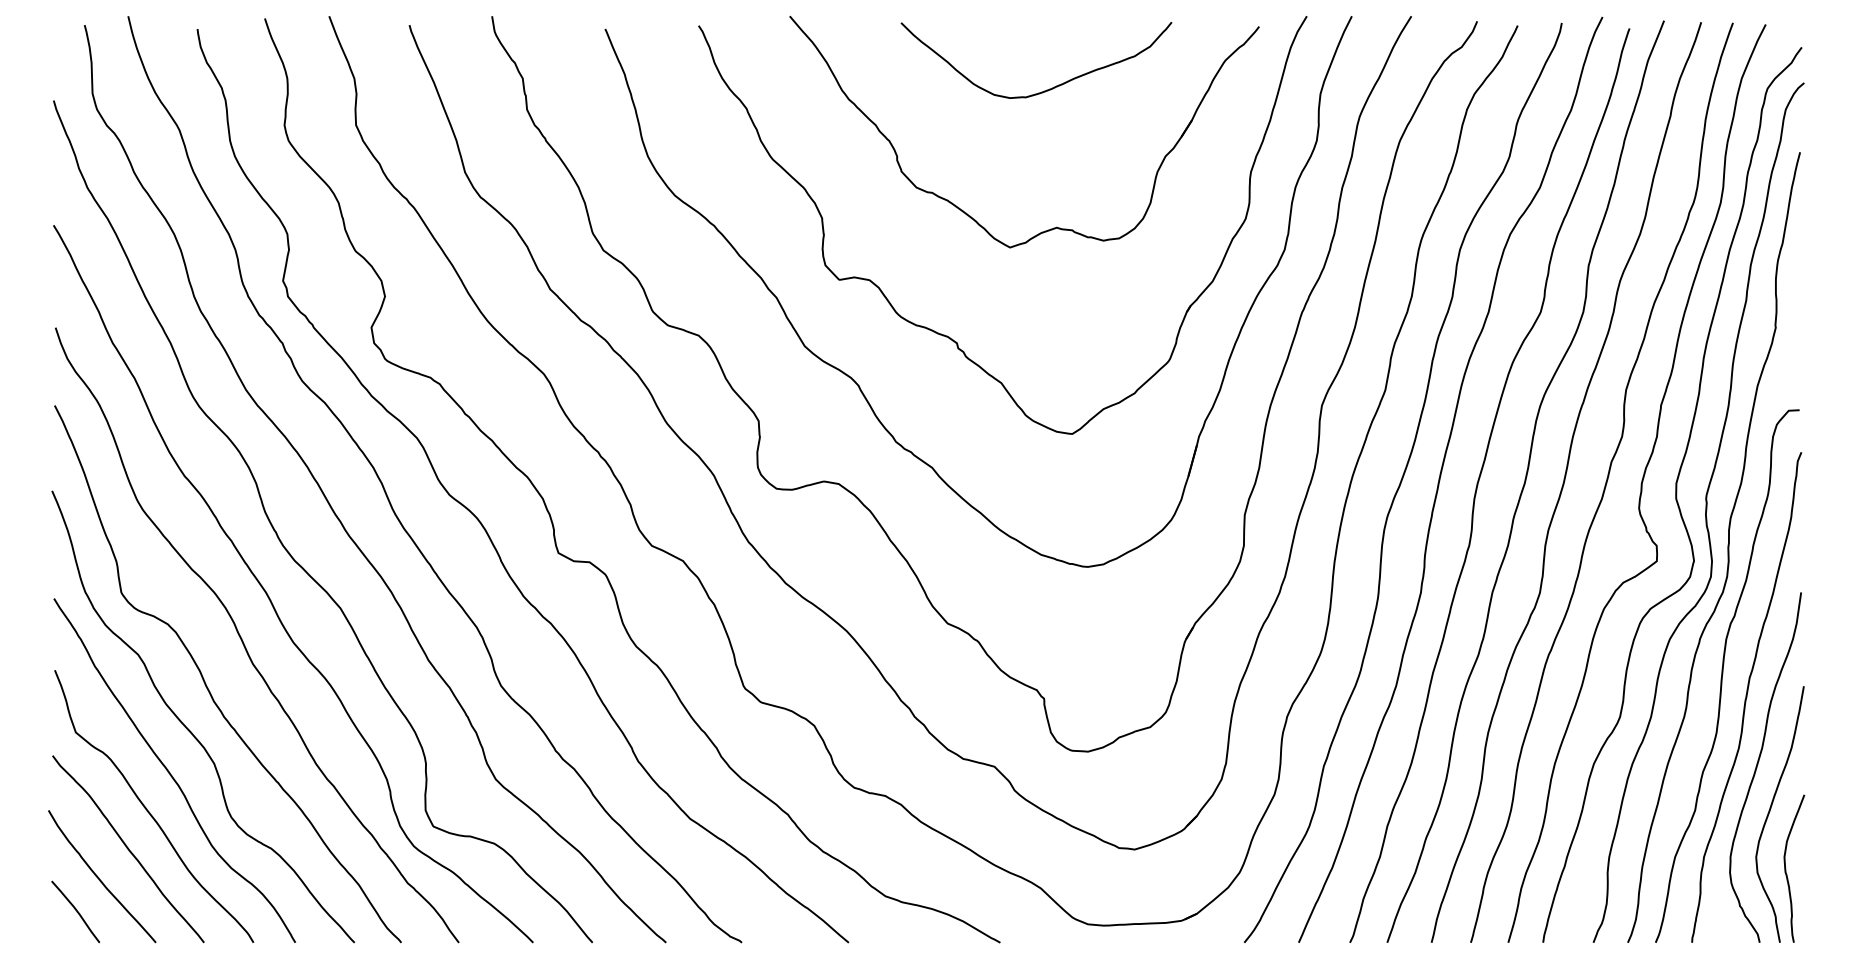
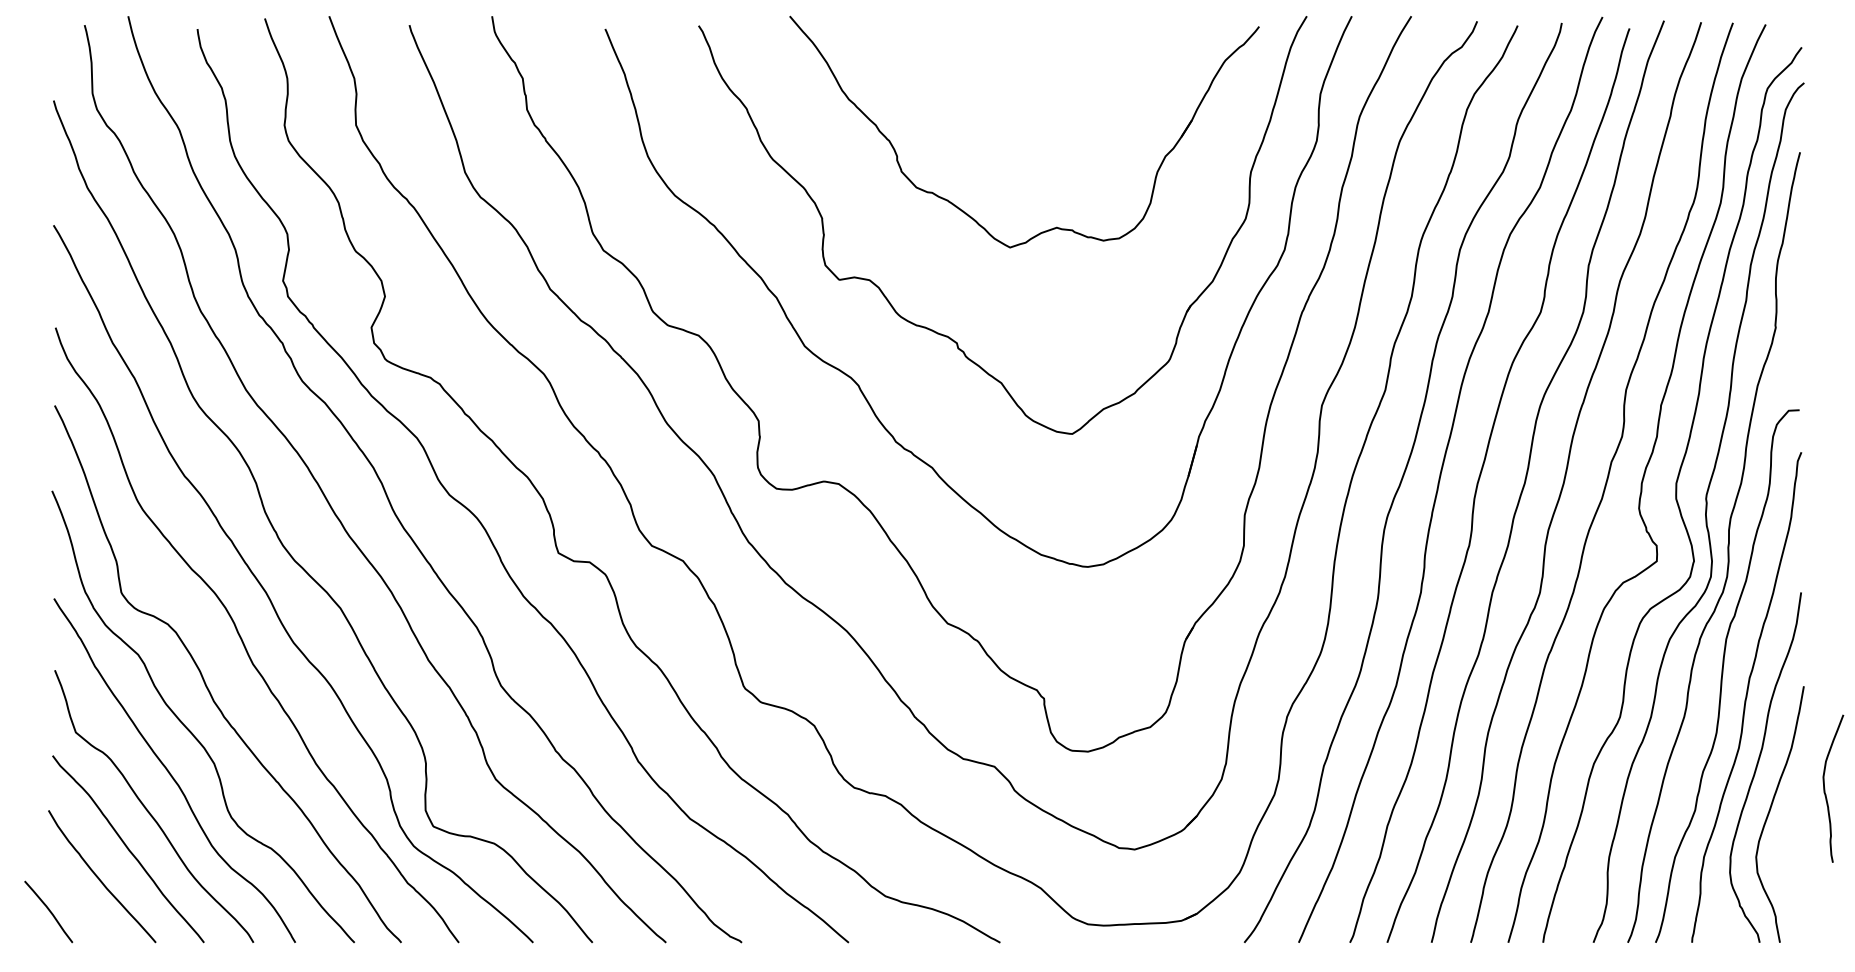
curve: present -> none (1046, 89)
curve position: (1786, 868) -> (1825, 788) (1825, 788)
curve position: (75, 910) -> (48, 910) (48, 910)
